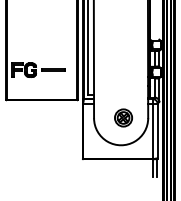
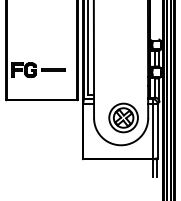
part size: 19x20 px -> 31x32 px (123, 117)
